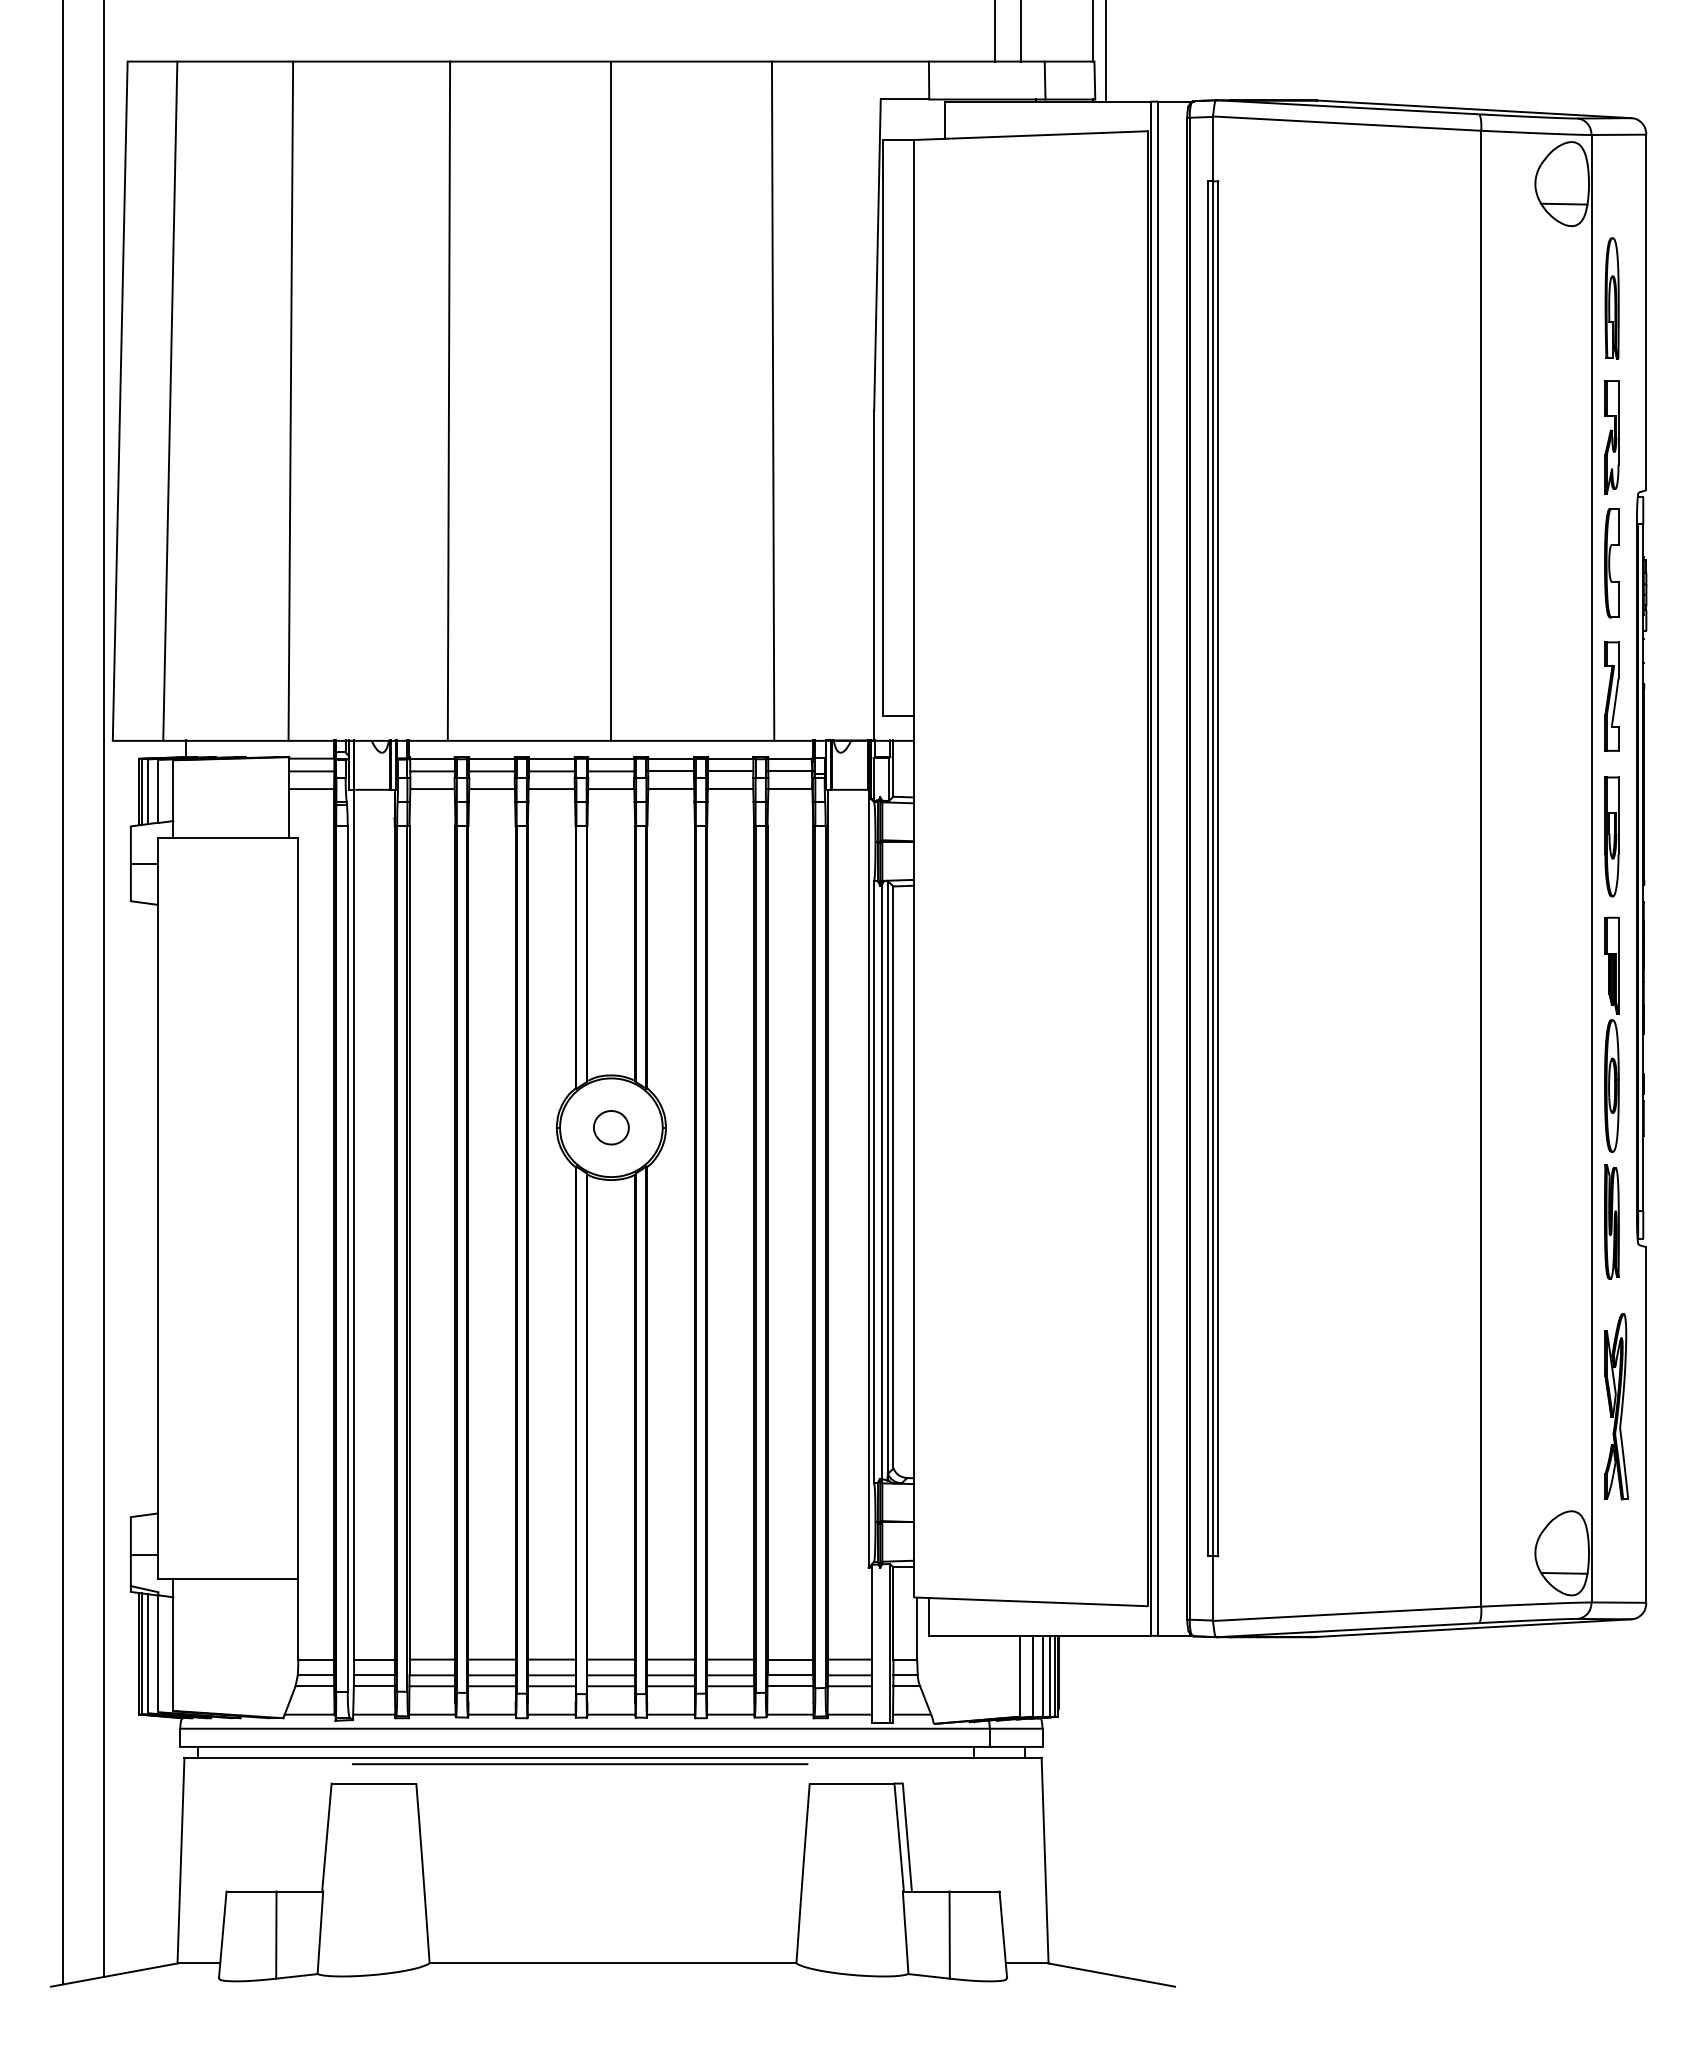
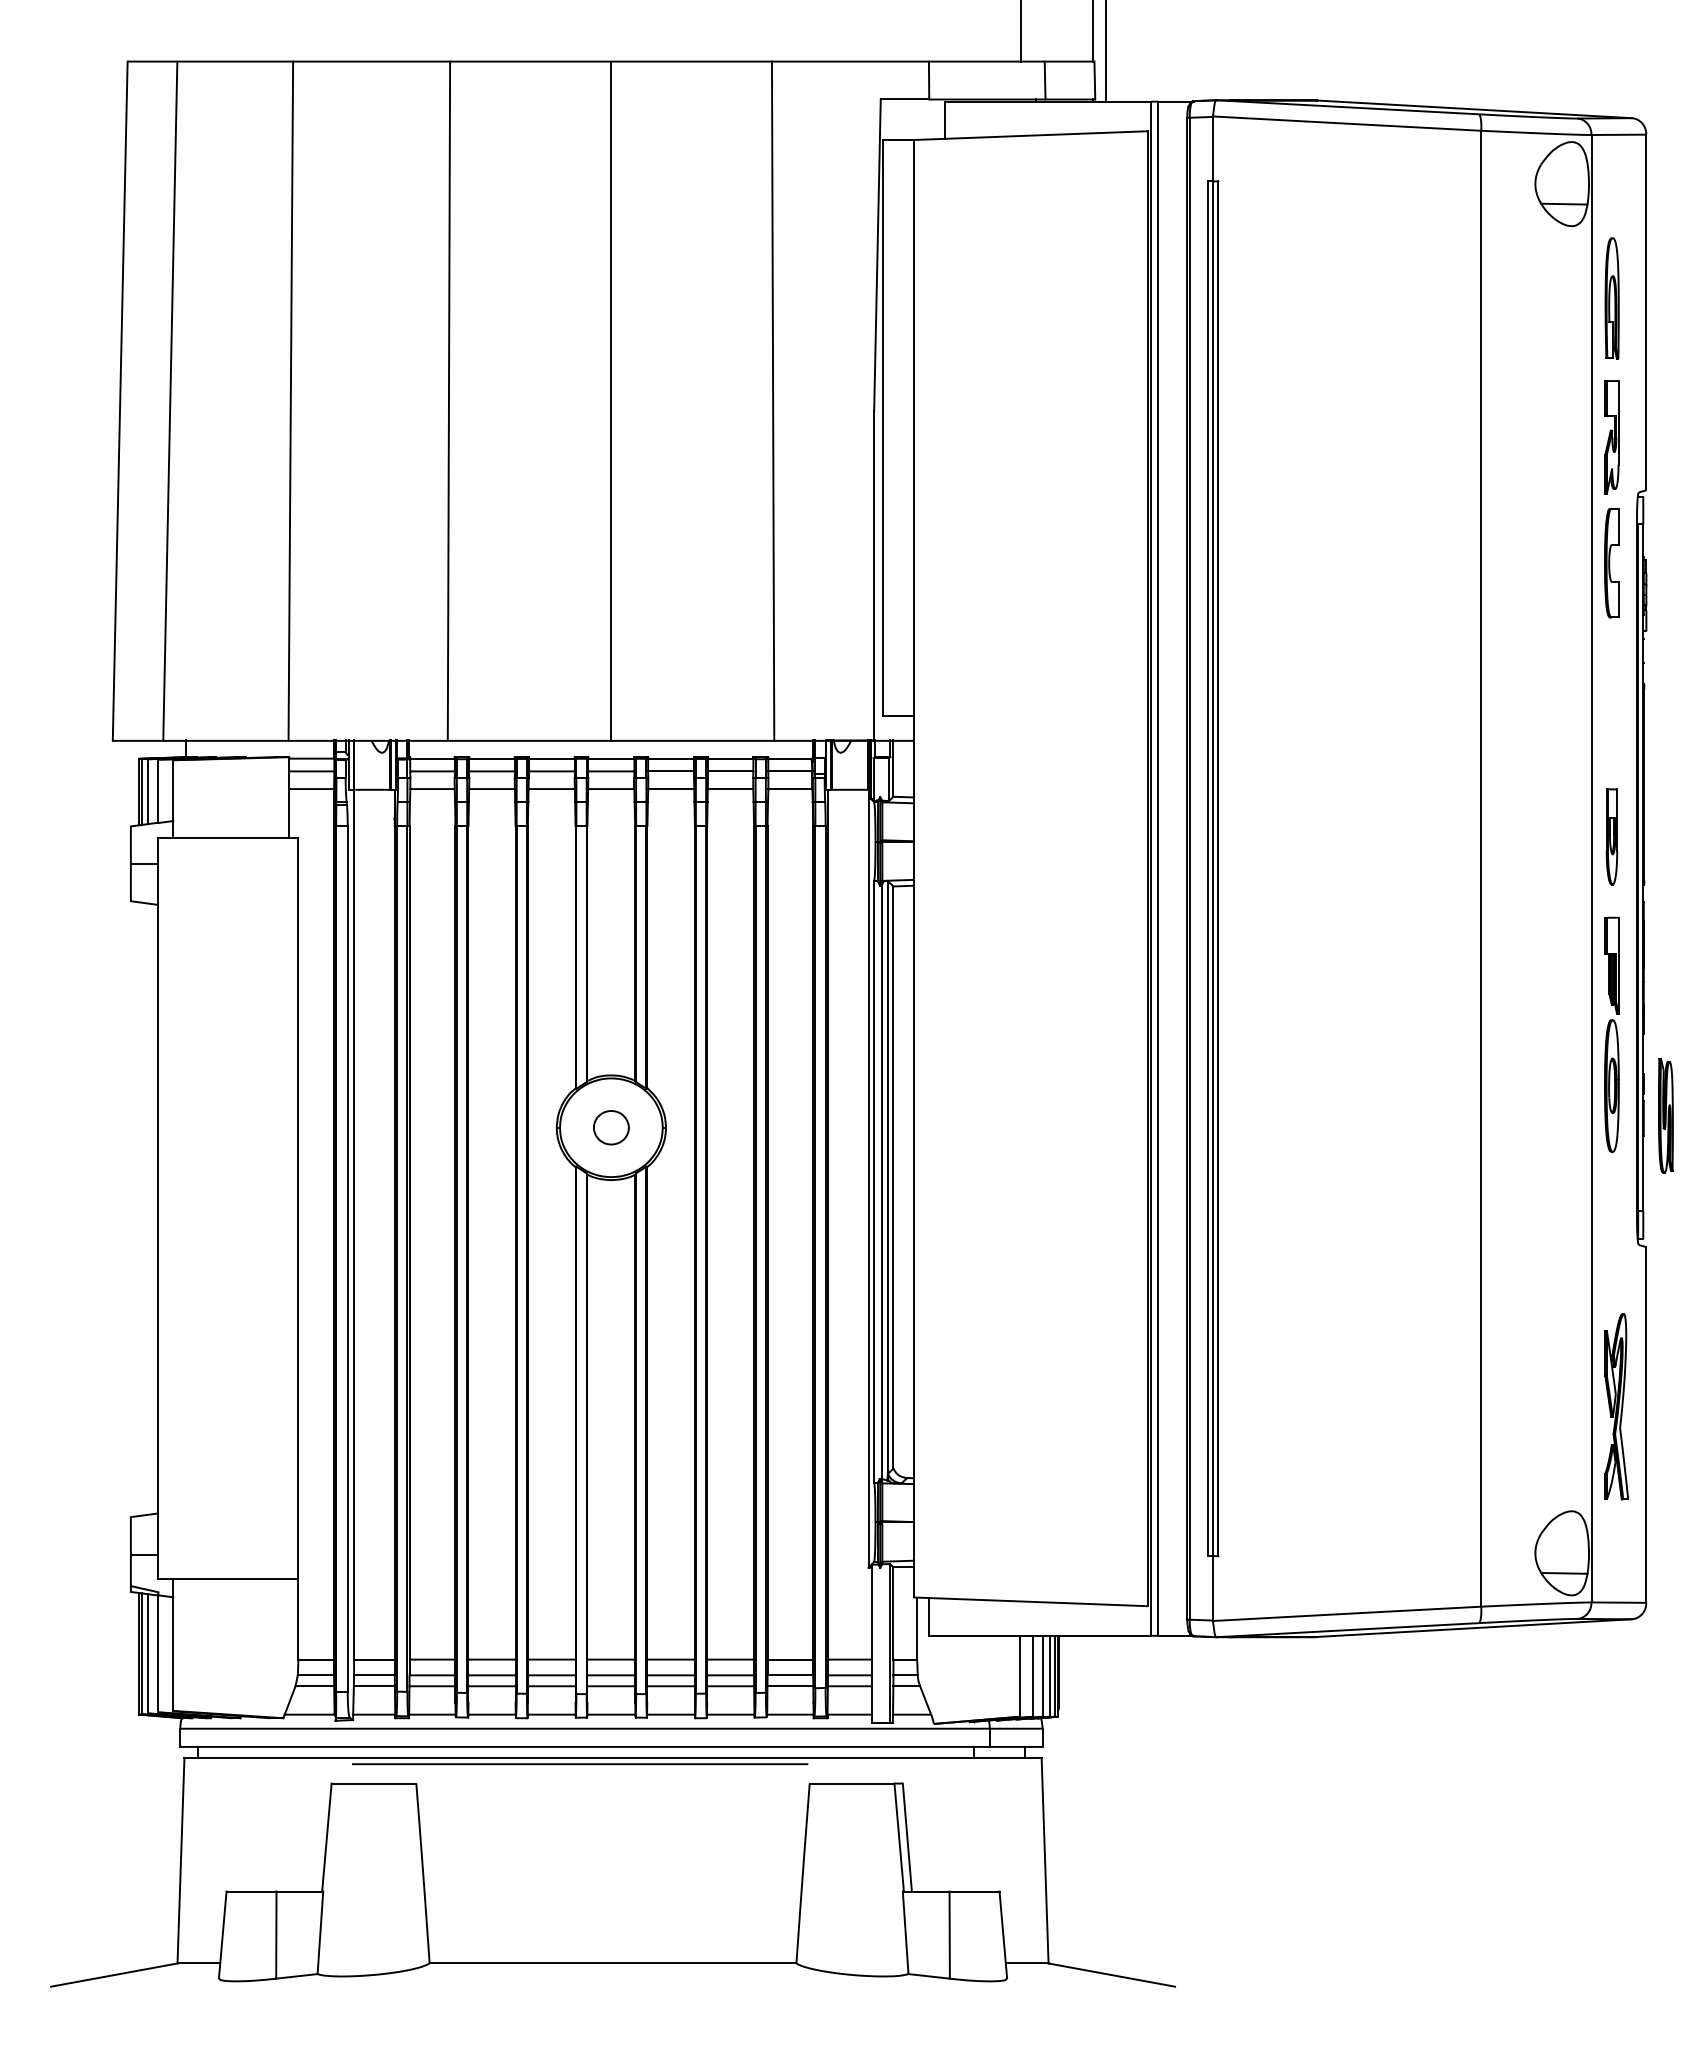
line: present -> none (995, 31)
part: present -> none (1611, 696)
part size: 16x122 px -> 14x98 px (1611, 836)
line: present -> none (104, 989)
line: present -> none (63, 993)
part position: (1611, 1221) -> (1665, 1115) (1665, 1115)
